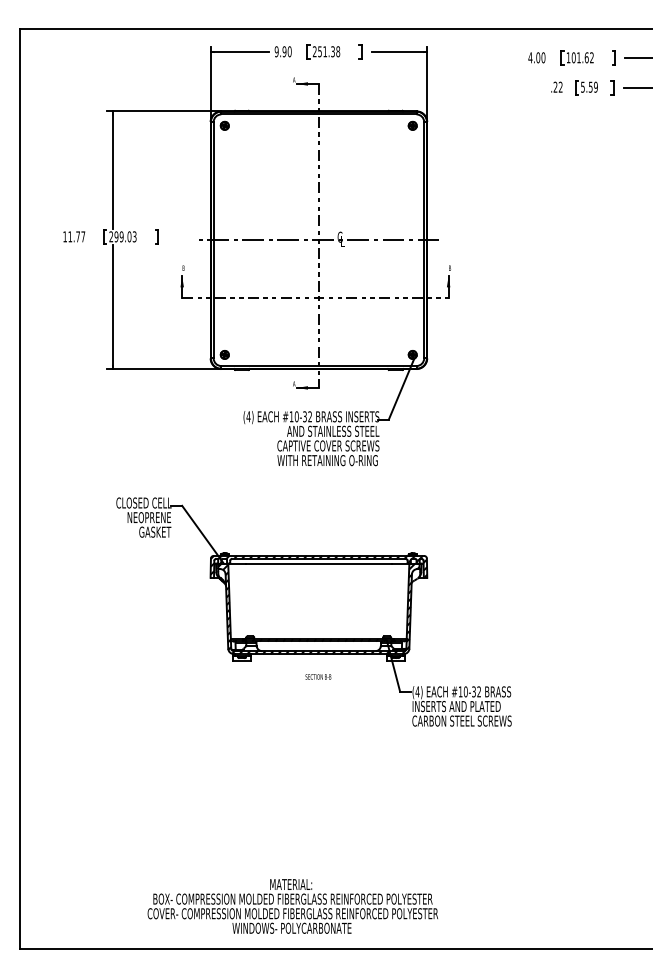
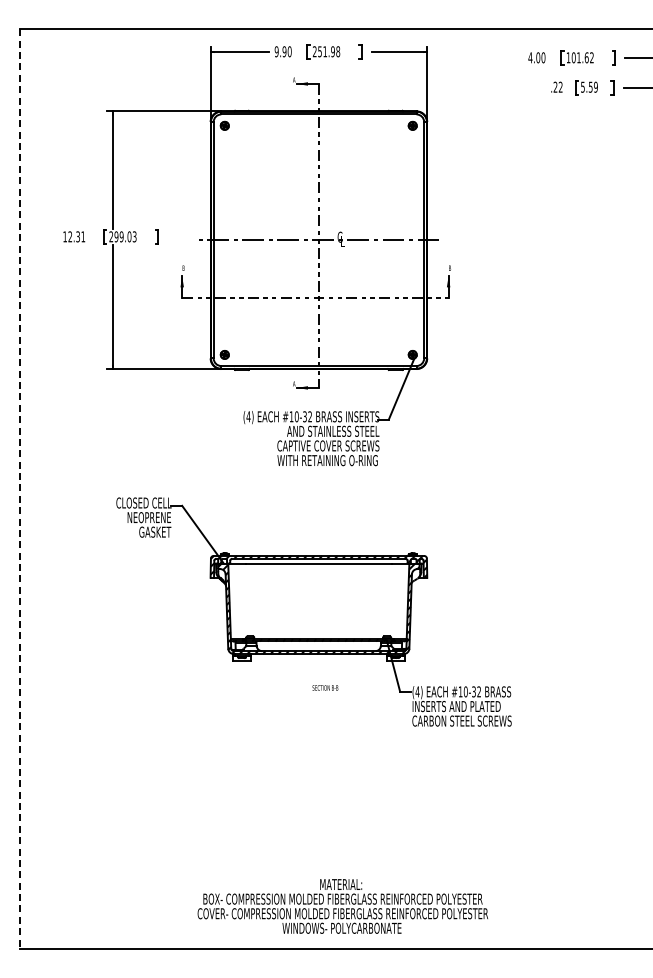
text: 251.38 -> 251.98 (332, 51)
text: 11.77 -> 12.31 (76, 236)
line: solid -> dashed (19, 489)
text position: (318, 676) -> (325, 687) (325, 687)
text position: (292, 906) -> (342, 906) (342, 906)
